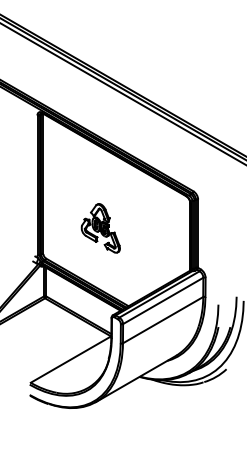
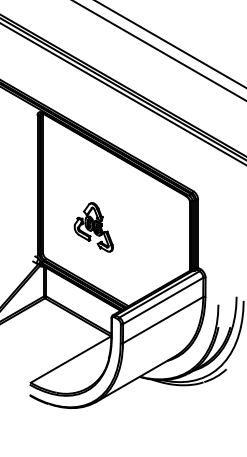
line: none -> present (170, 44)
line: none -> present (159, 50)
part position: (100, 228) -> (93, 227) (93, 227)
